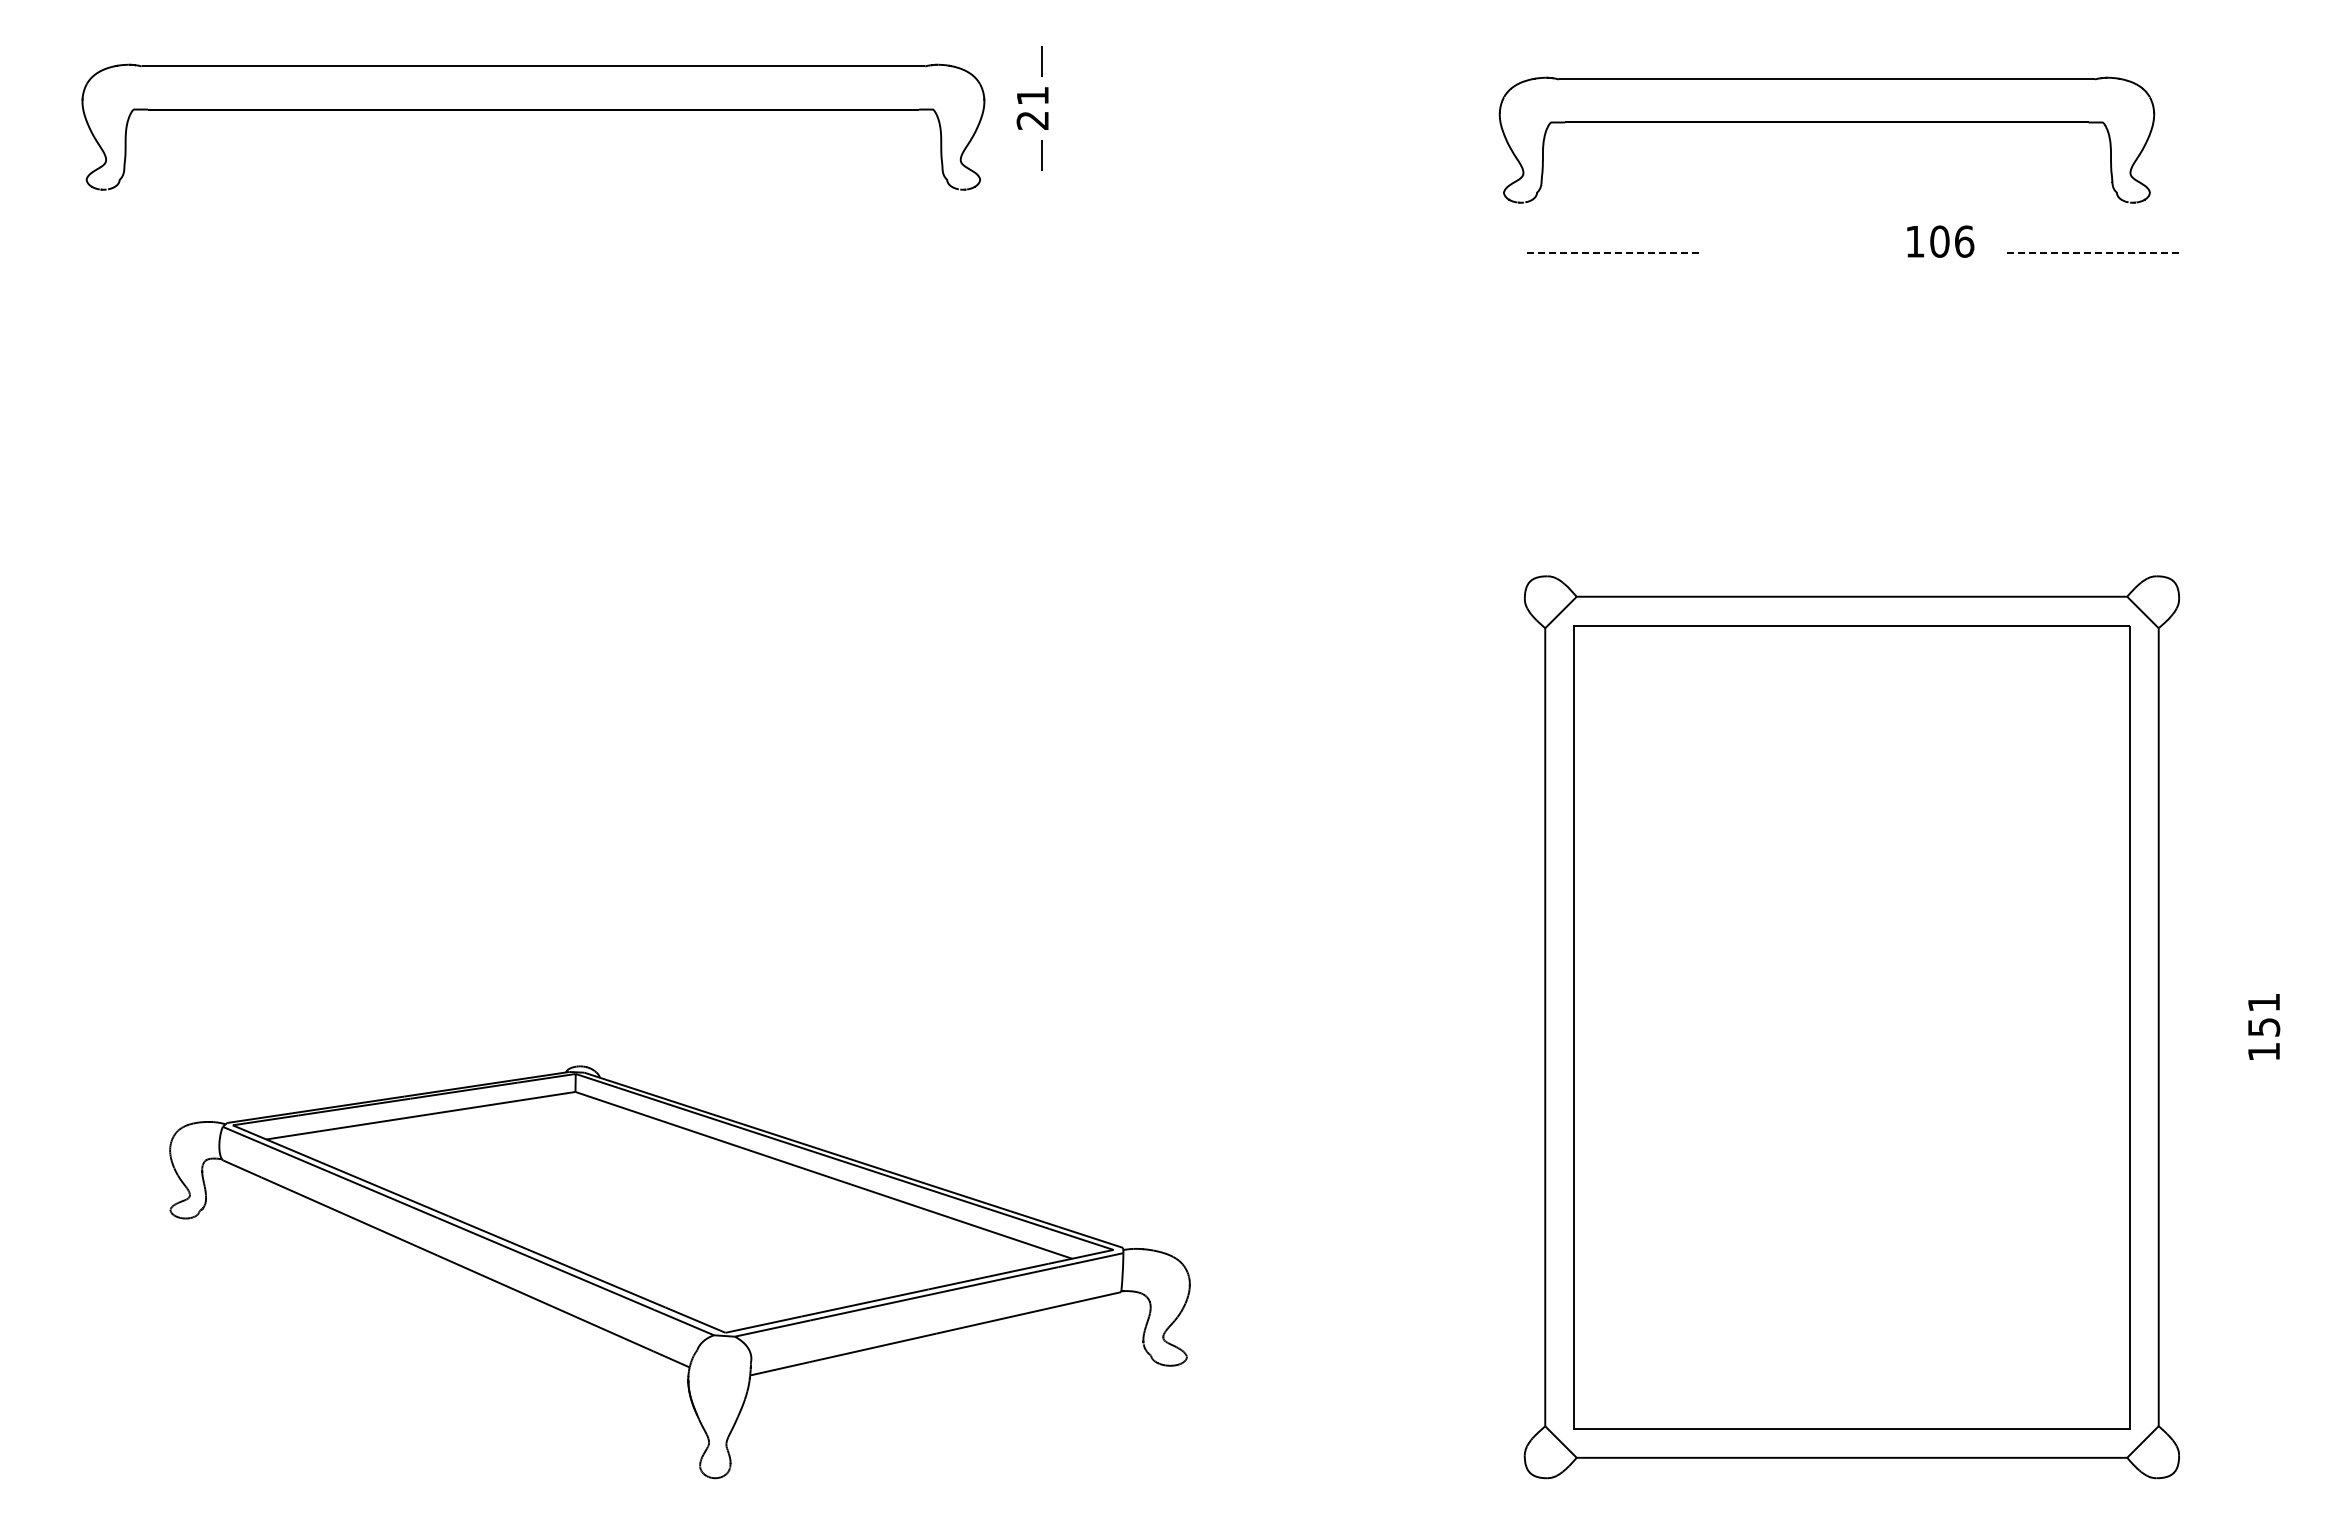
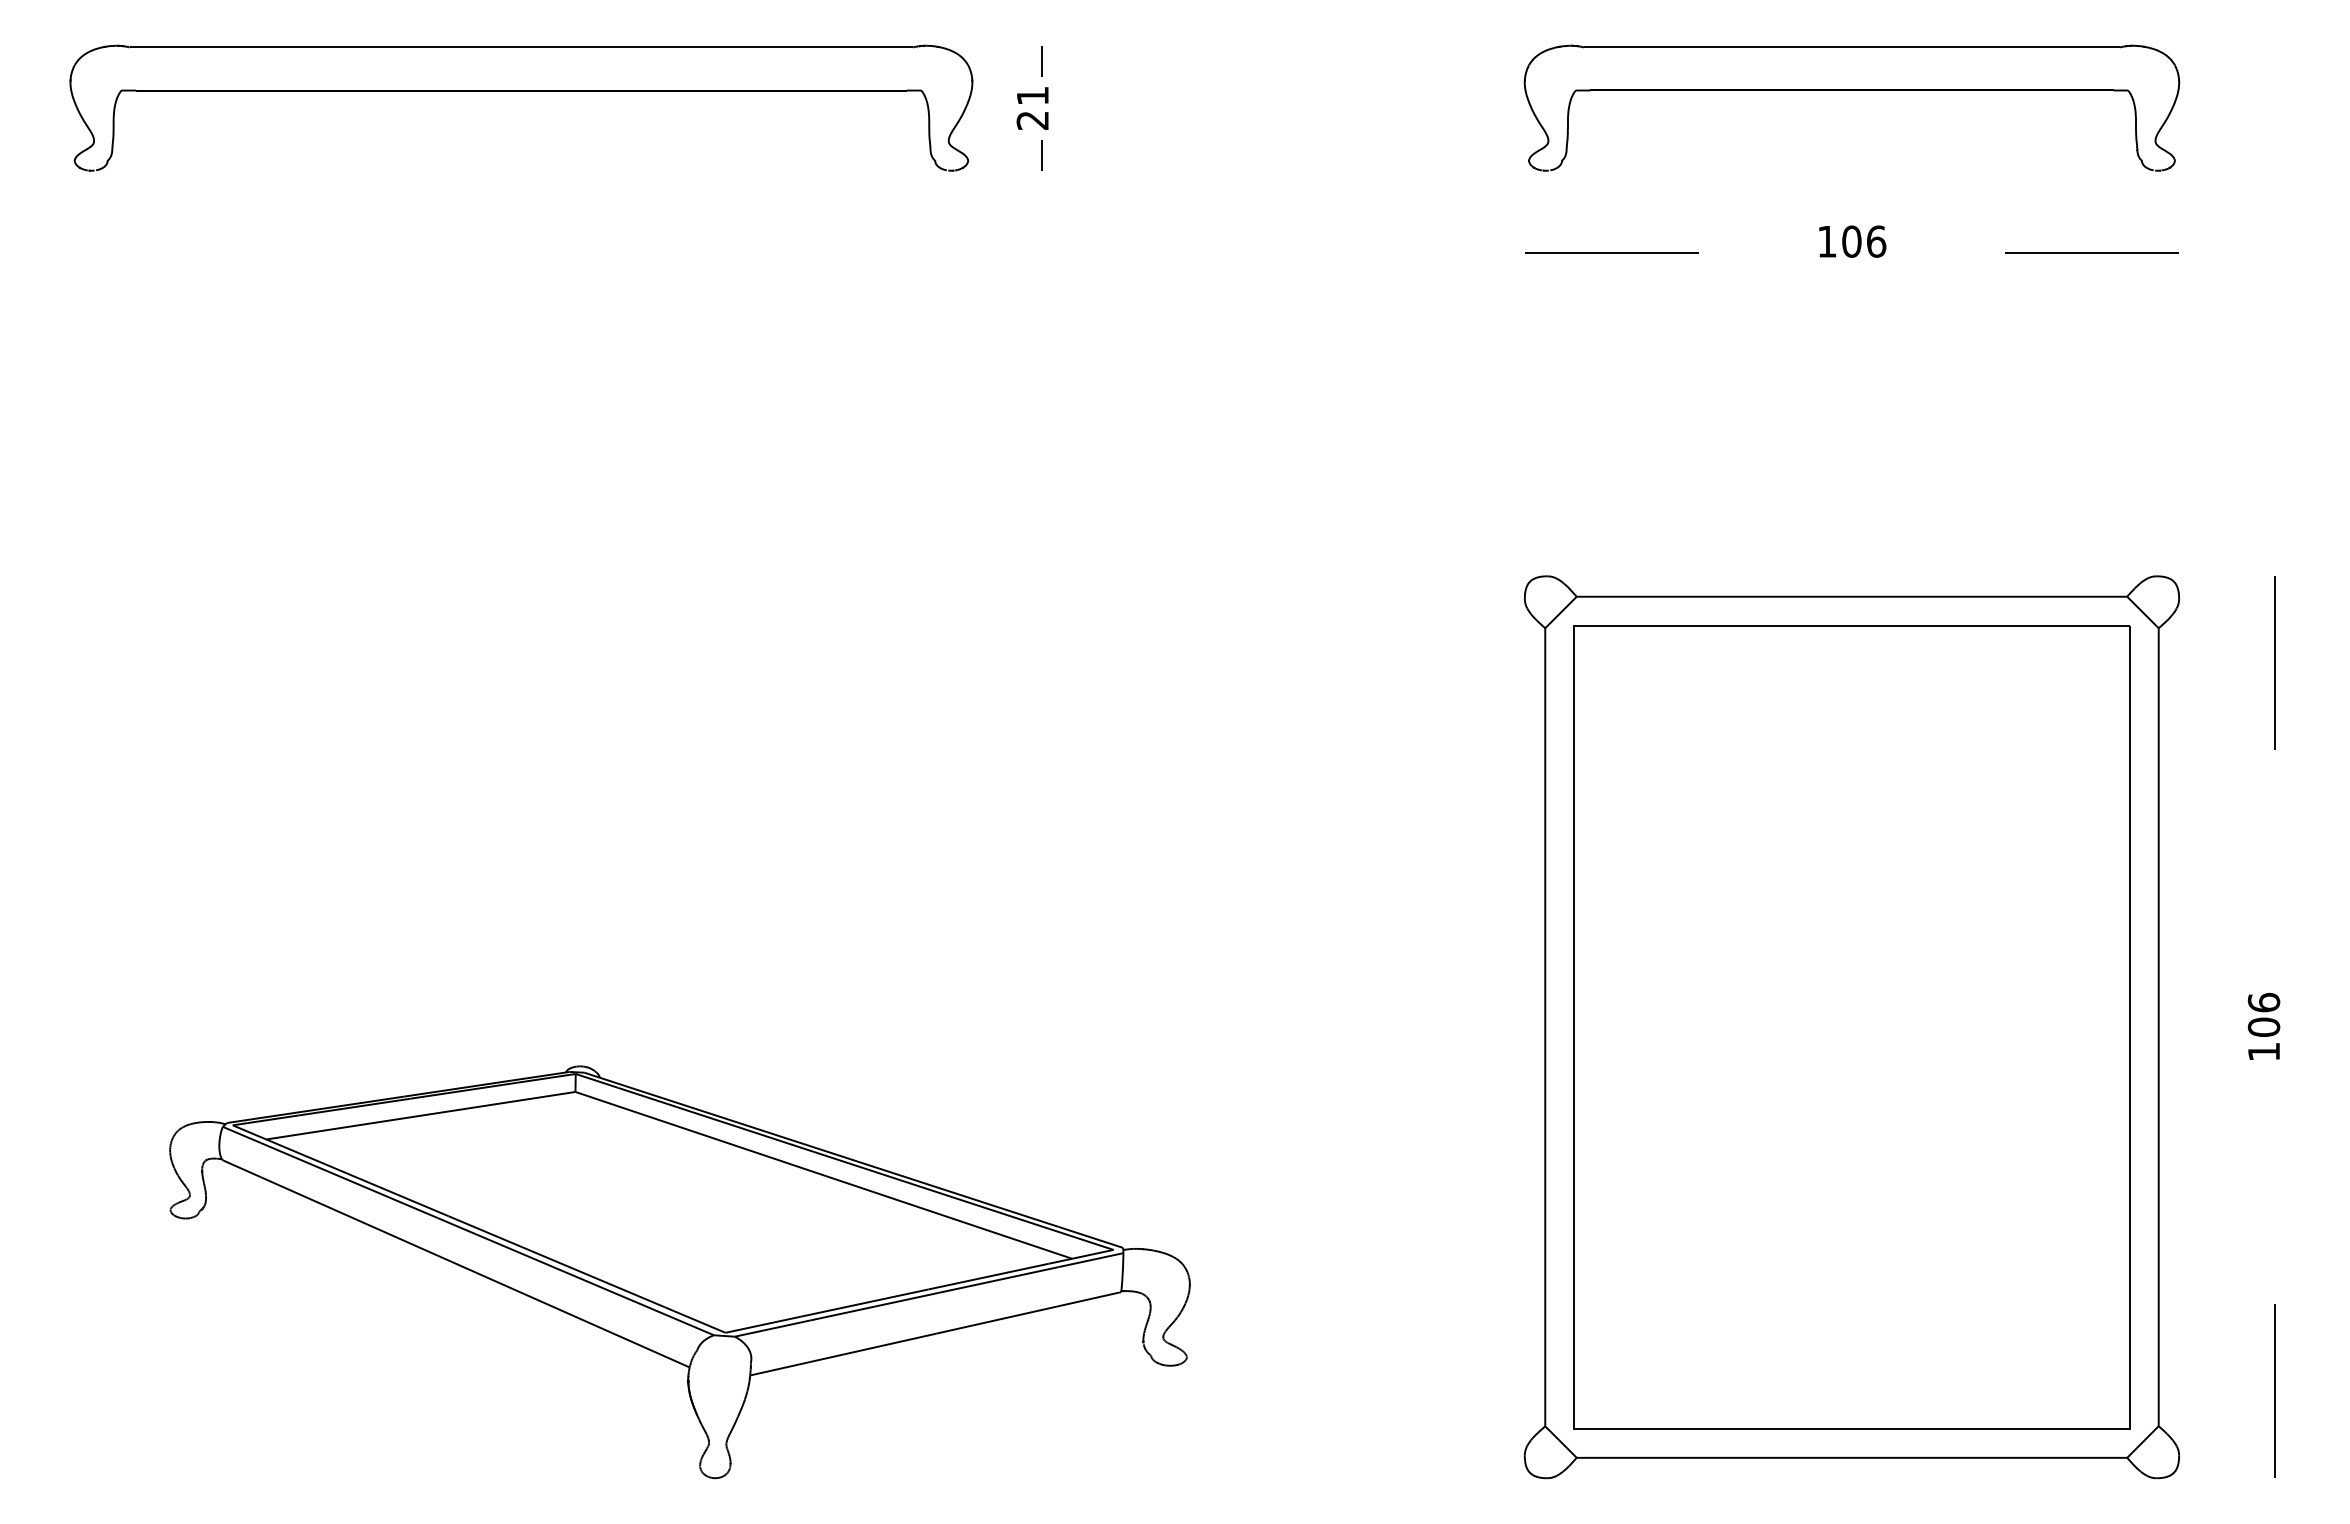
part position: (533, 110) -> (521, 91) (521, 91)
part position: (1826, 122) -> (1851, 90) (1851, 90)
text position: (1940, 241) -> (1852, 241) (1852, 241)
line: dashed -> solid (1611, 252)
line: dashed -> solid (2092, 252)
line: none -> present (2274, 662)
text: 151 -> 106 (2263, 1014)
line: none -> present (2274, 1390)
